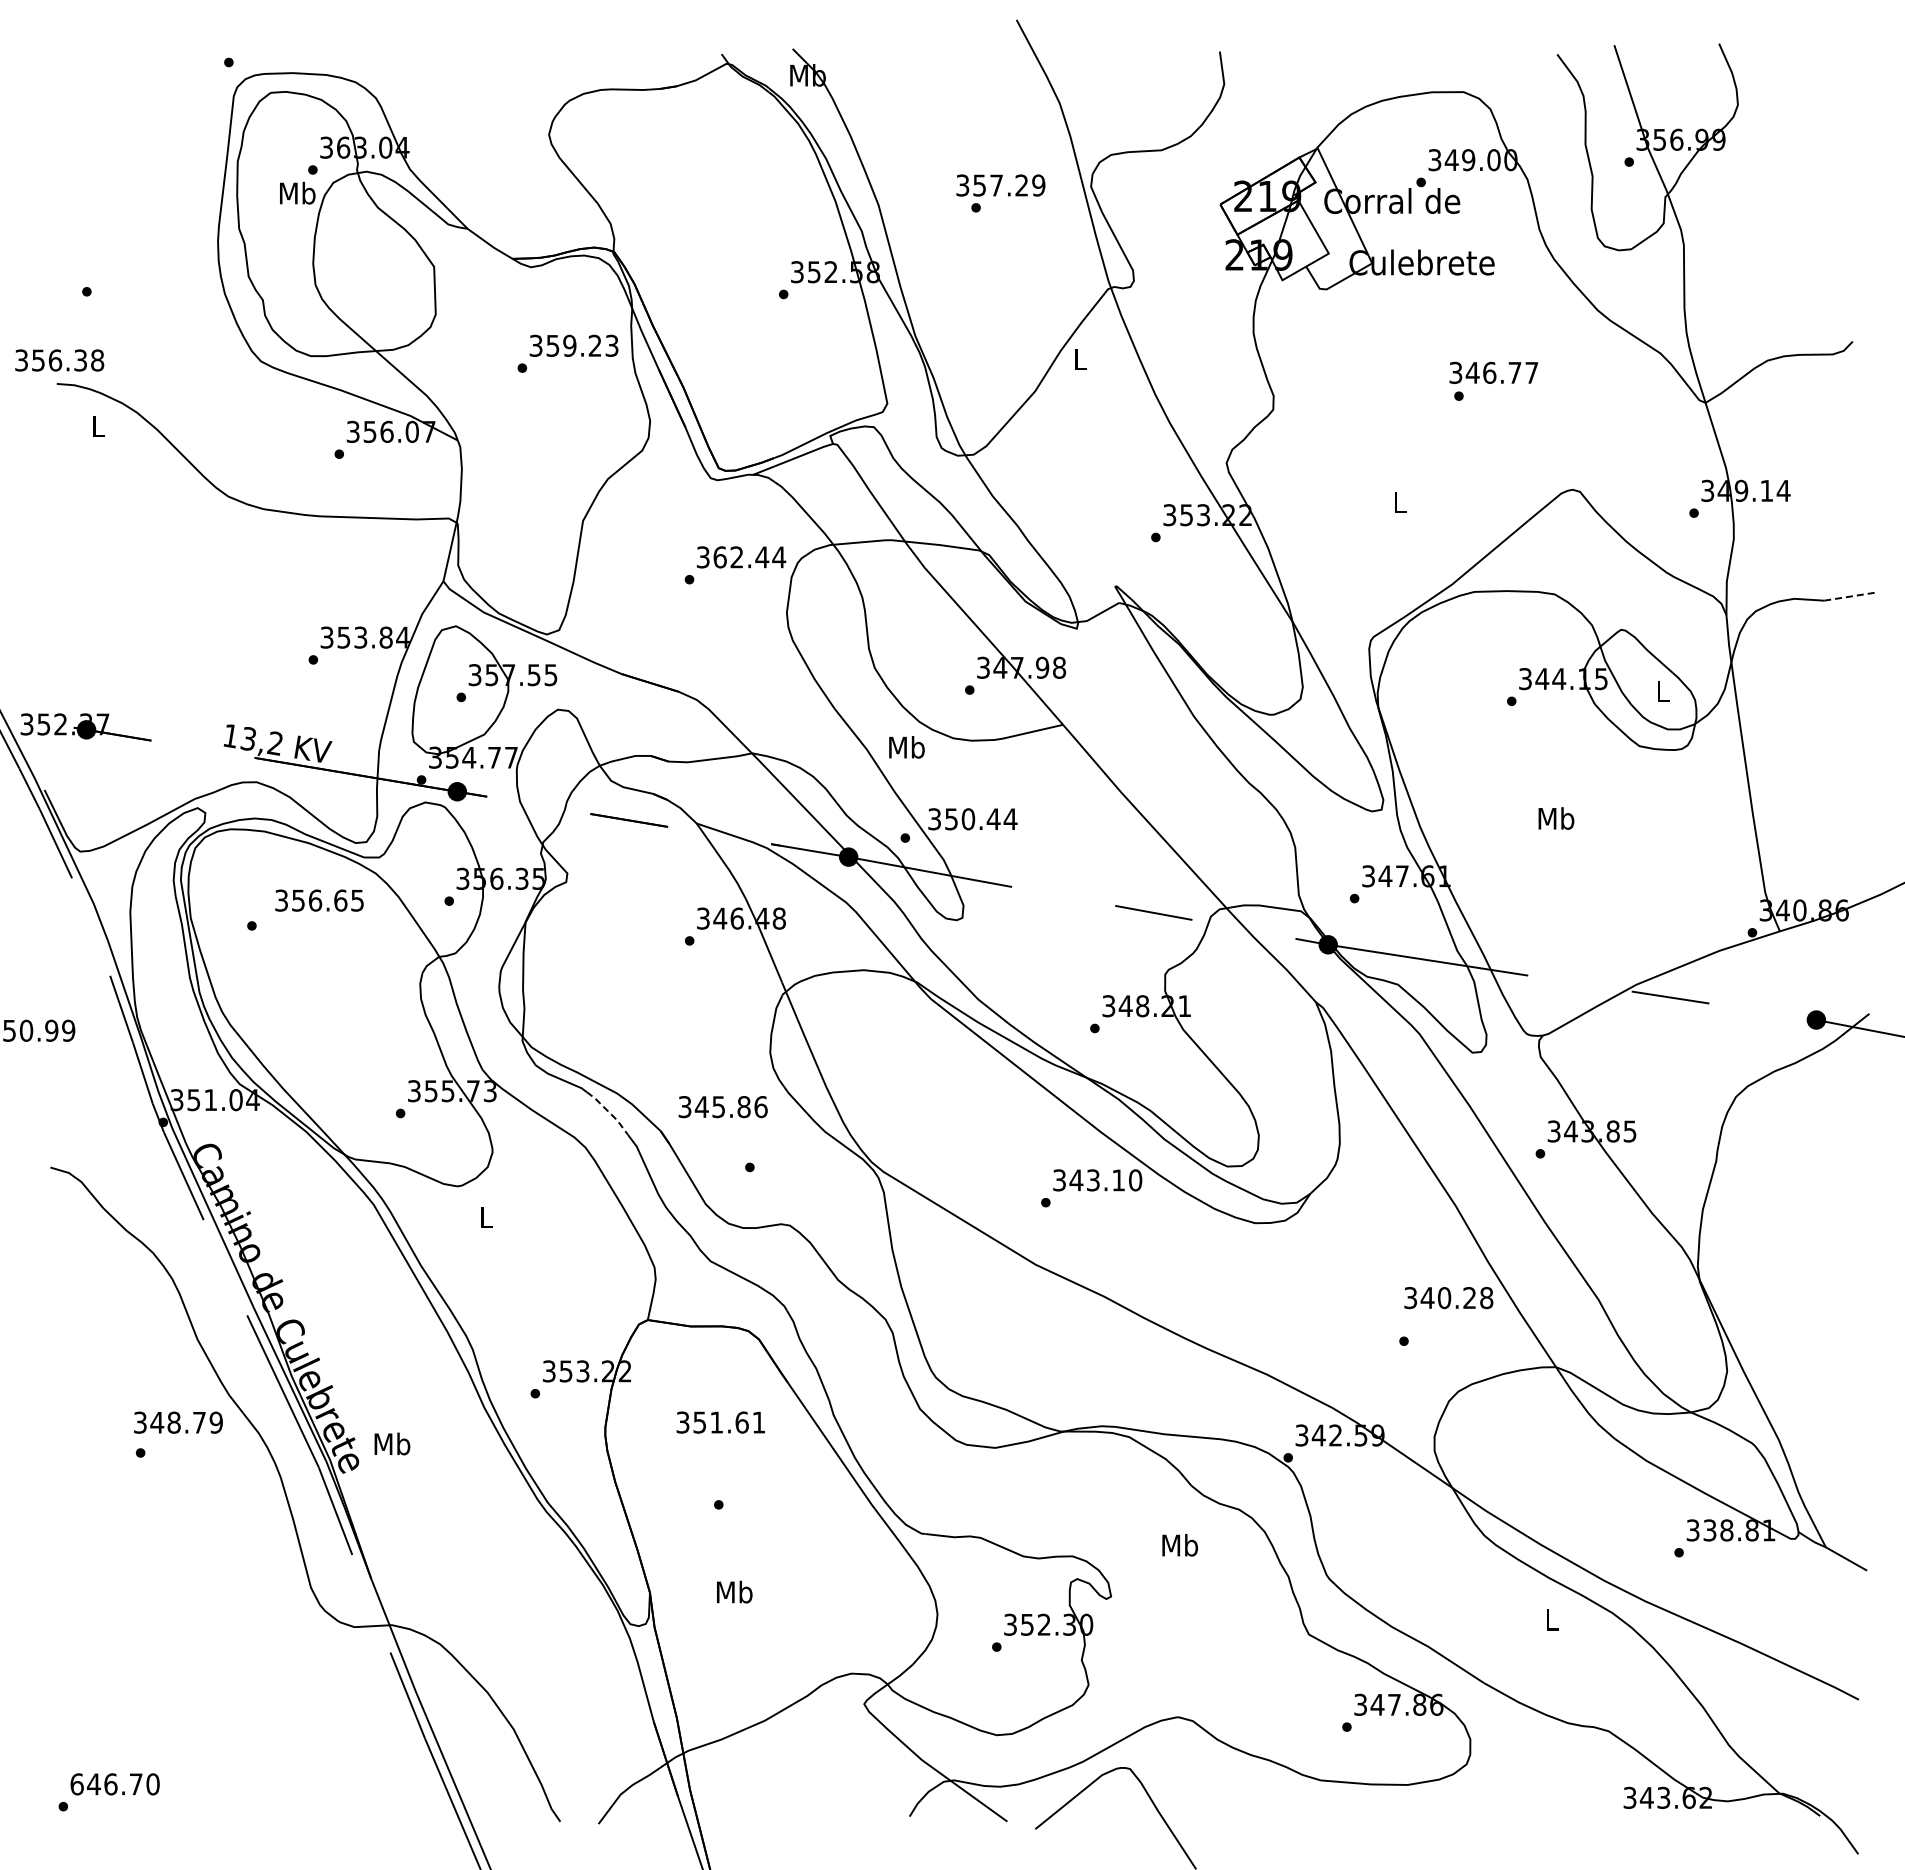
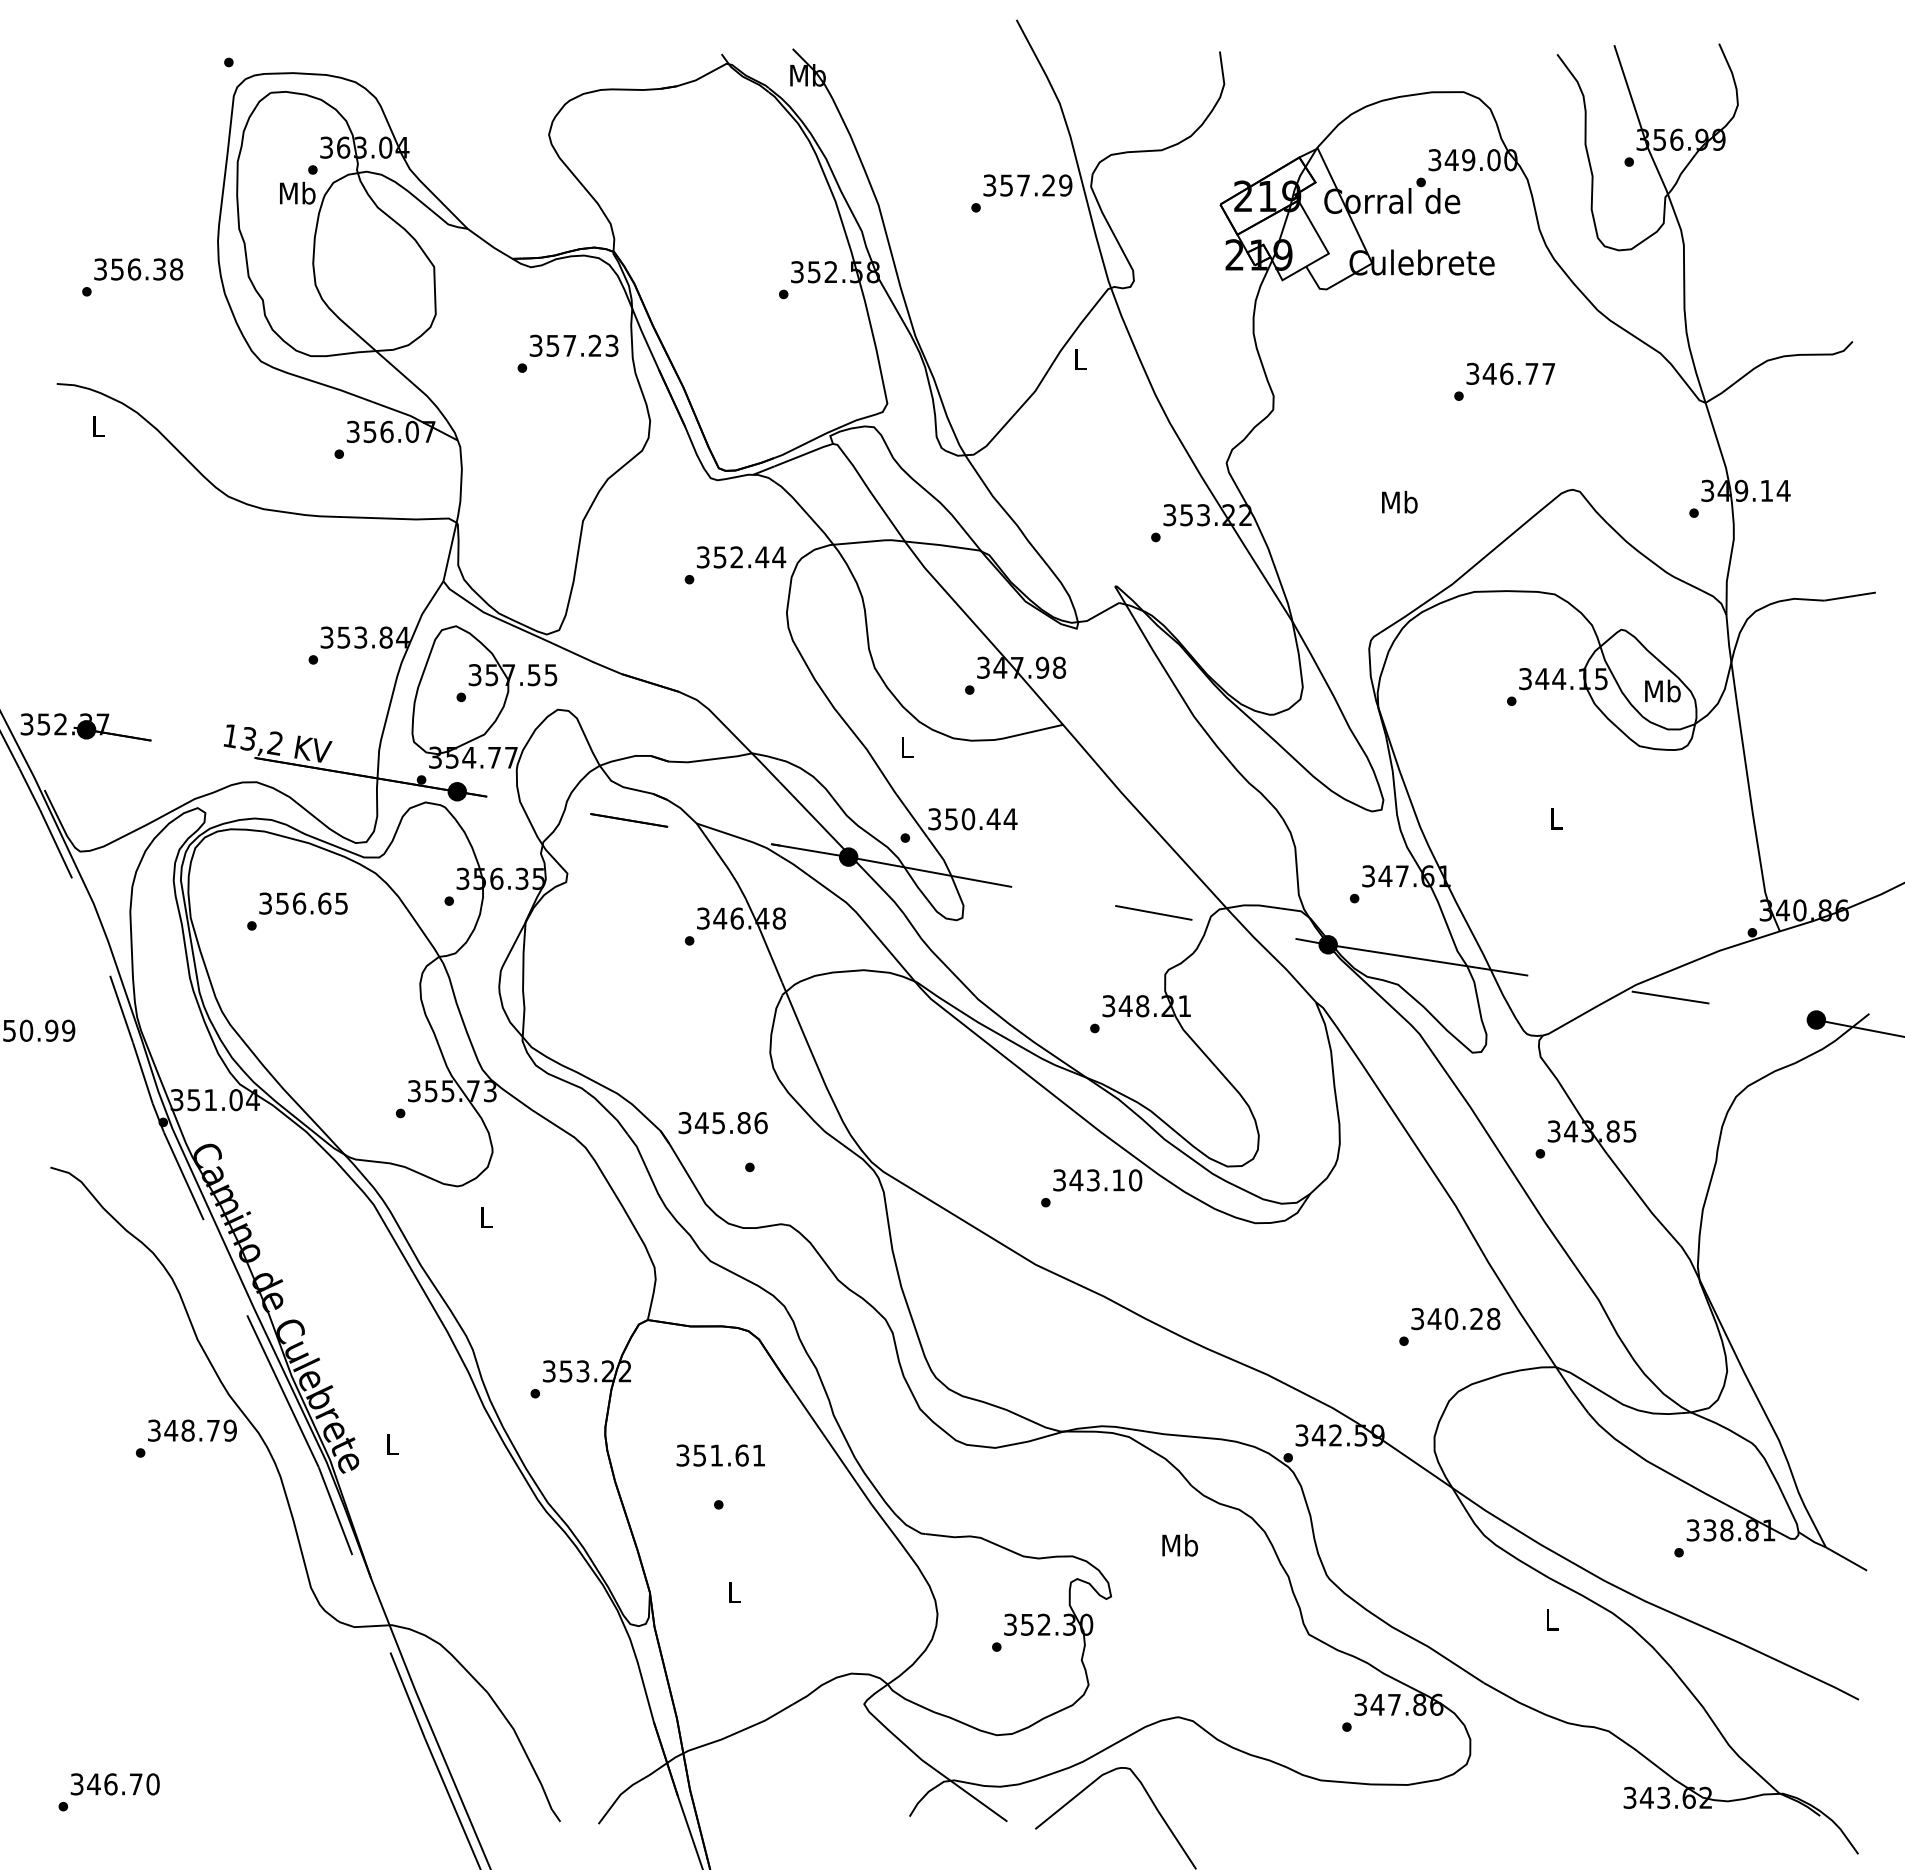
text position: (1000, 185) -> (1027, 185) (1027, 185)
text: 359.23 -> 357.23 (569, 345)
text position: (59, 360) -> (138, 269) (138, 269)
text position: (1493, 372) -> (1510, 373) (1510, 373)
text: L -> Mb (1399, 501)
text: 362.44 -> 352.44 (719, 557)
line: dashed -> solid (1850, 596)
text: L -> Mb (1662, 690)
text: Mb -> L (906, 747)
text: Mb -> L (1556, 818)
text position: (319, 900) -> (303, 903) (303, 903)
text position: (722, 1107) -> (722, 1123) (722, 1123)
line: dashed -> solid (608, 1112)
text position: (1448, 1298) -> (1455, 1319) (1455, 1319)
text position: (178, 1422) -> (192, 1430) (192, 1430)
text position: (720, 1422) -> (720, 1455) (720, 1455)
text: Mb -> L (392, 1443)
text: Mb -> L (734, 1591)
text: 646.70 -> 346.70 (76, 1784)
